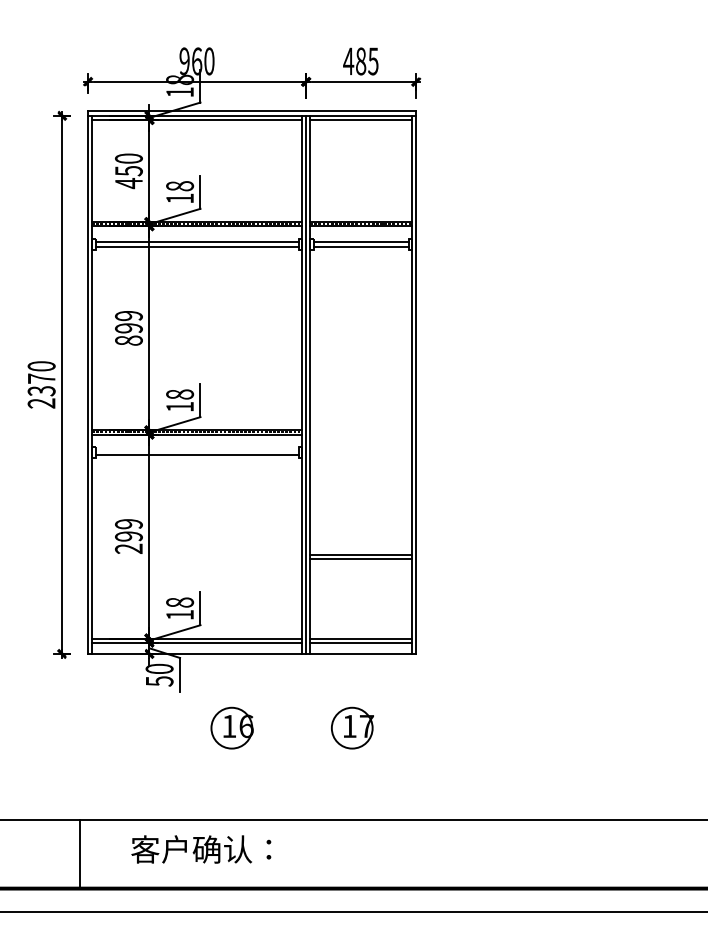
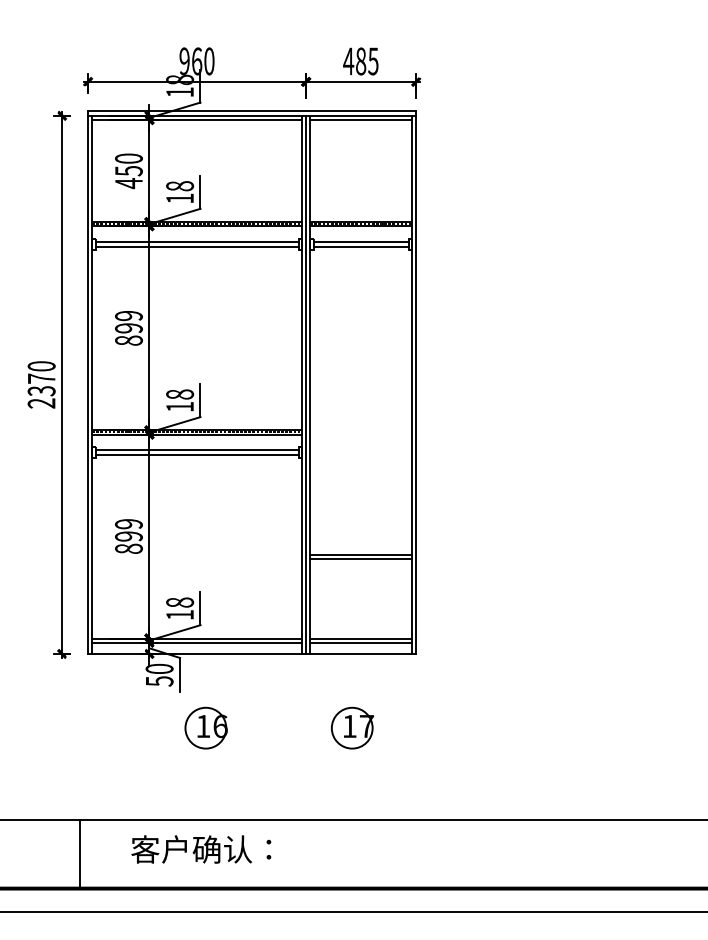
line: none -> present (196, 450)
text: 299 -> 899 (128, 548)
part position: (231, 727) -> (205, 727) (205, 727)
